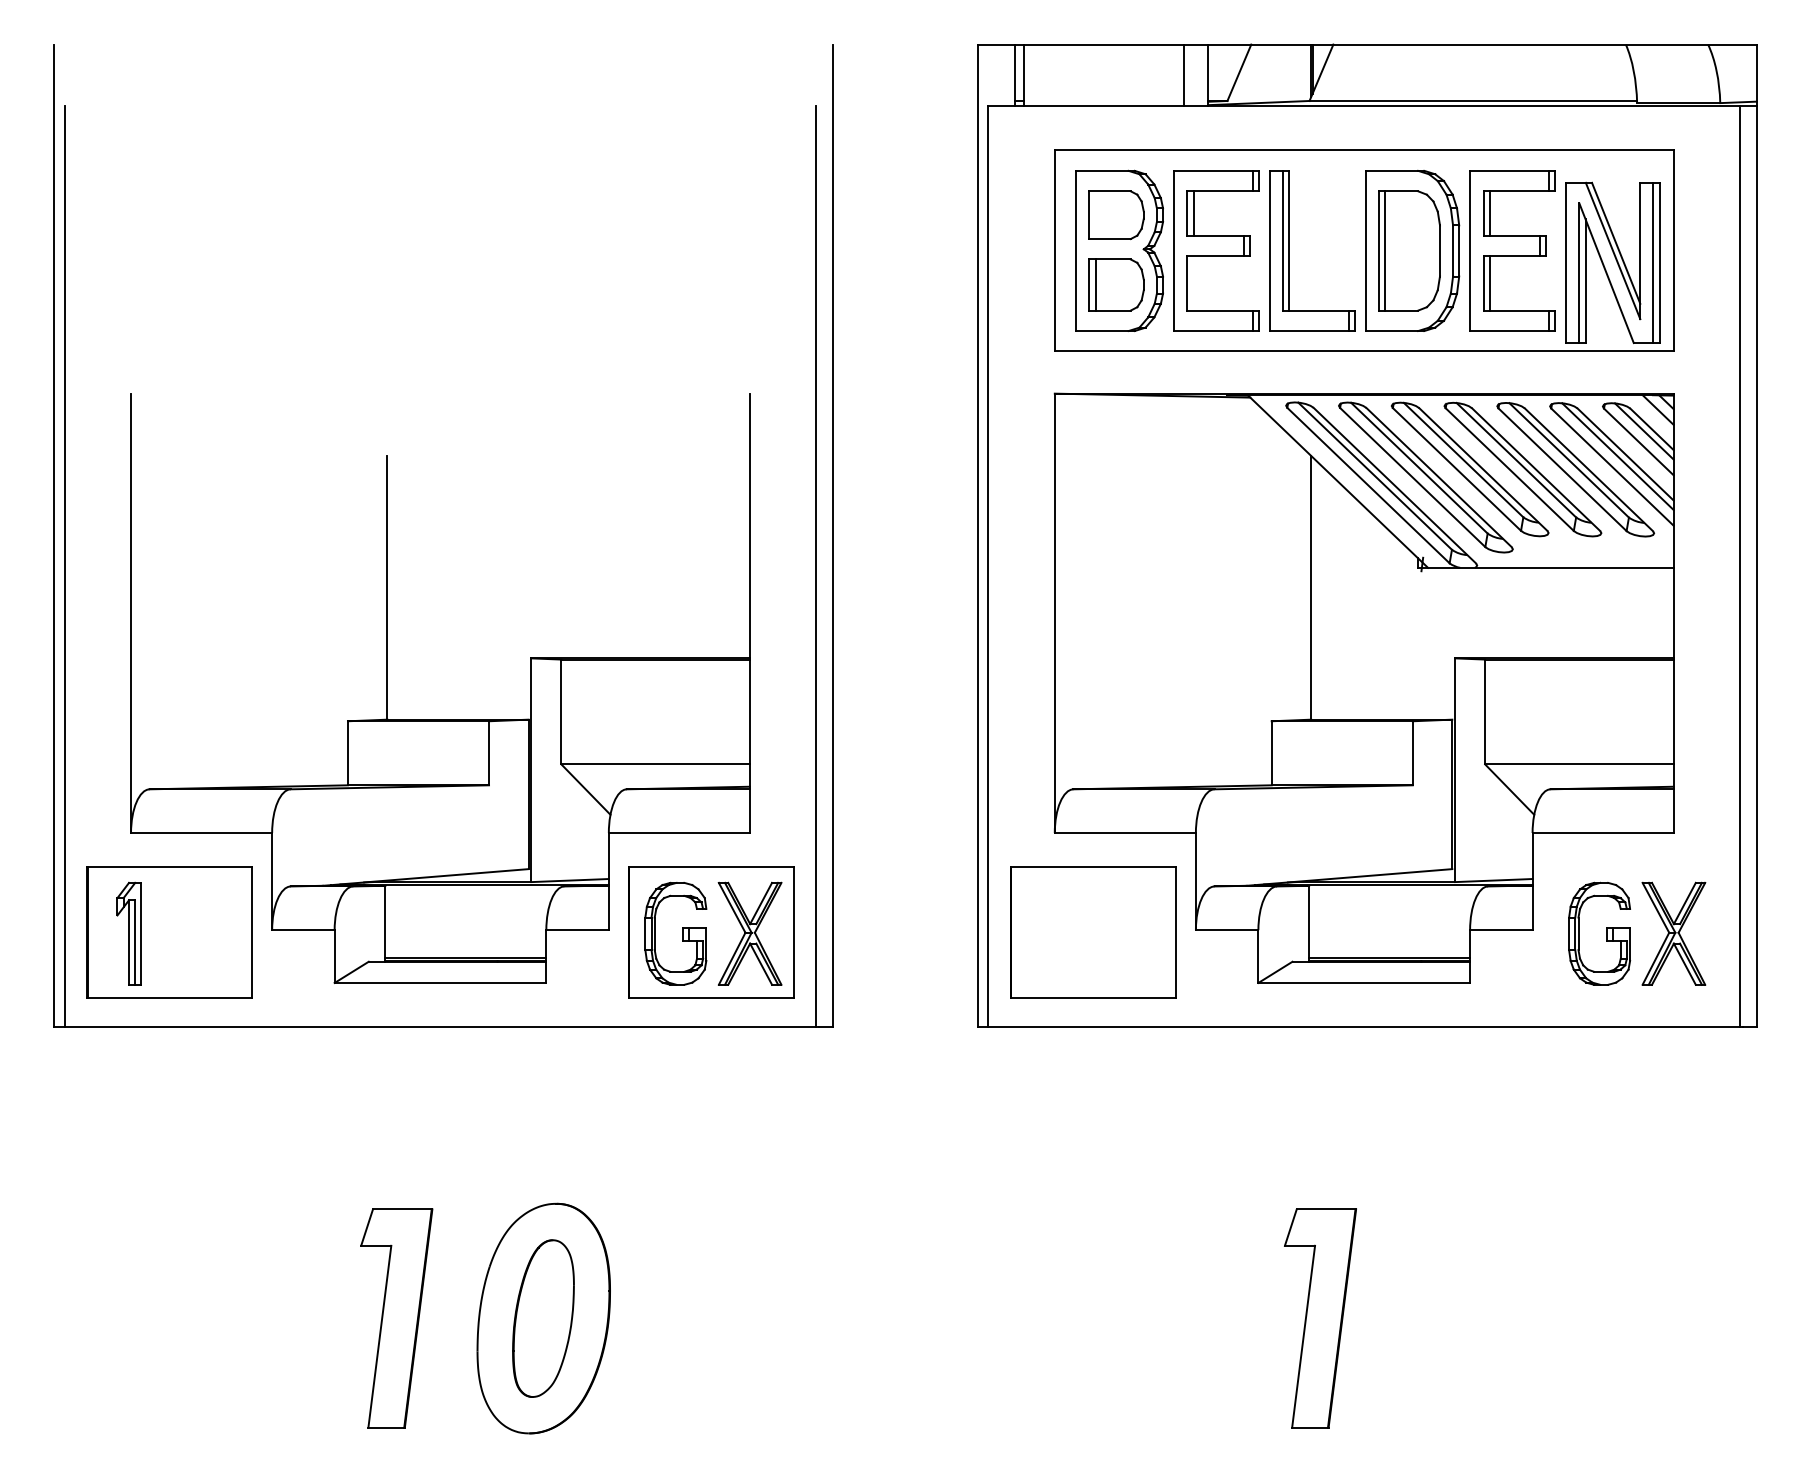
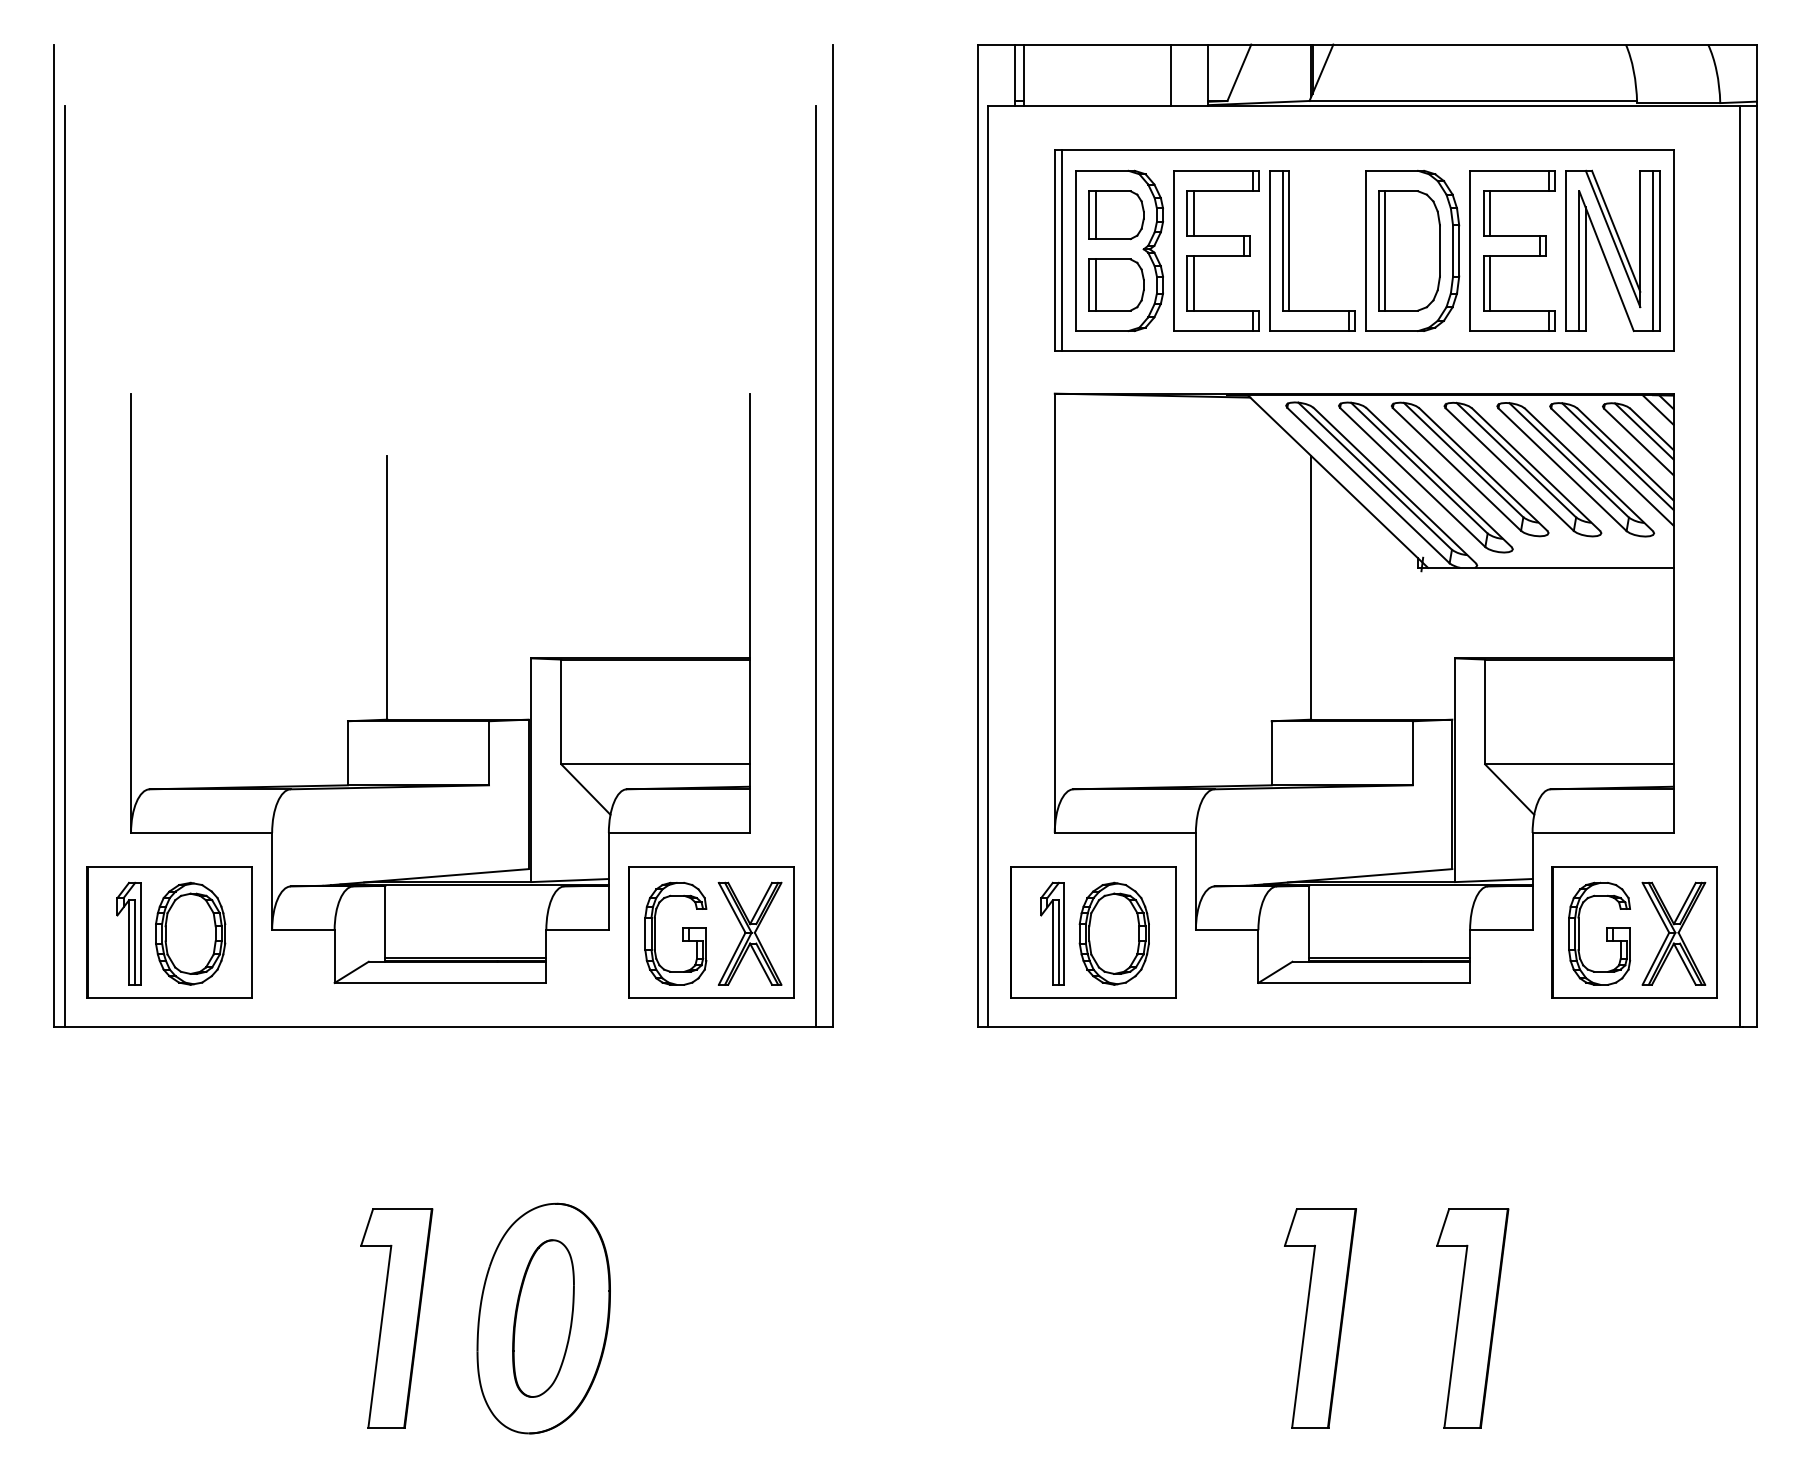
line position: (1184, 75) -> (1171, 75) (1171, 75)
line: none -> present (1095, 215)
line: none -> present (1061, 250)
part position: (1612, 262) -> (1612, 250) (1612, 250)
line: none -> present (1193, 283)
part: none -> present (1634, 932)
part: none -> present (190, 933)
part: none -> present (1052, 933)
part: none -> present (1113, 933)
part: none -> present (1472, 1318)
